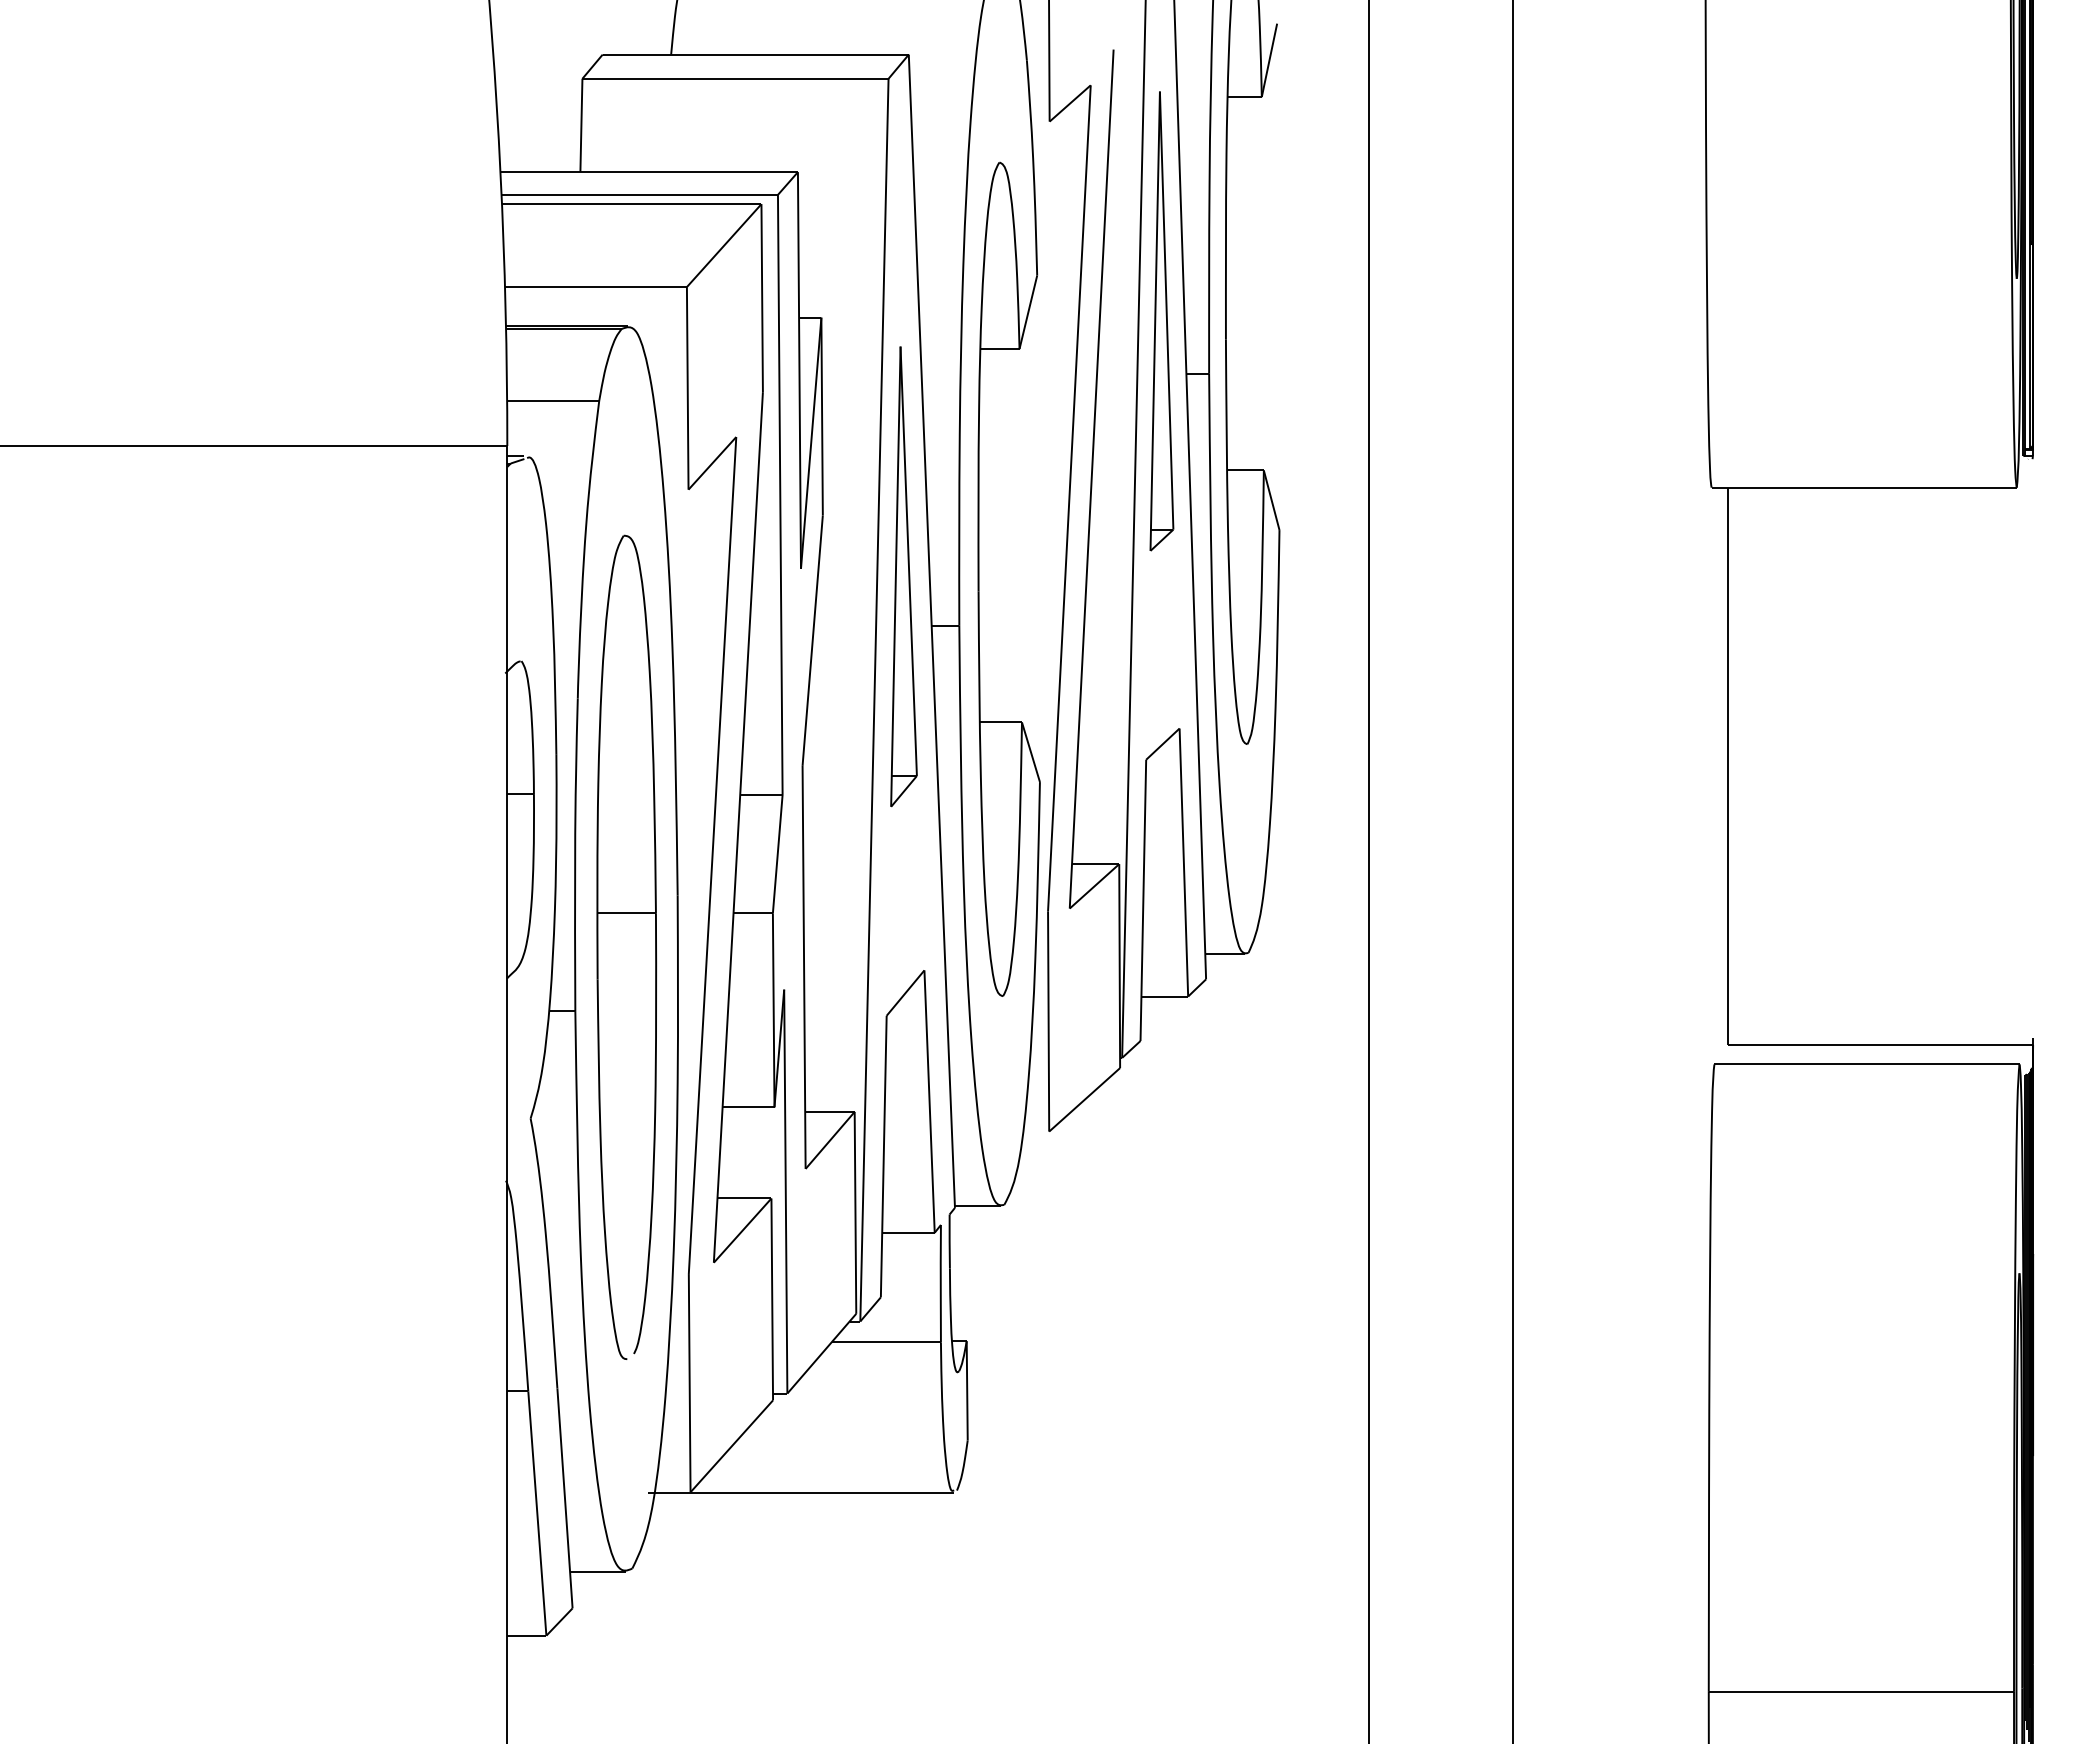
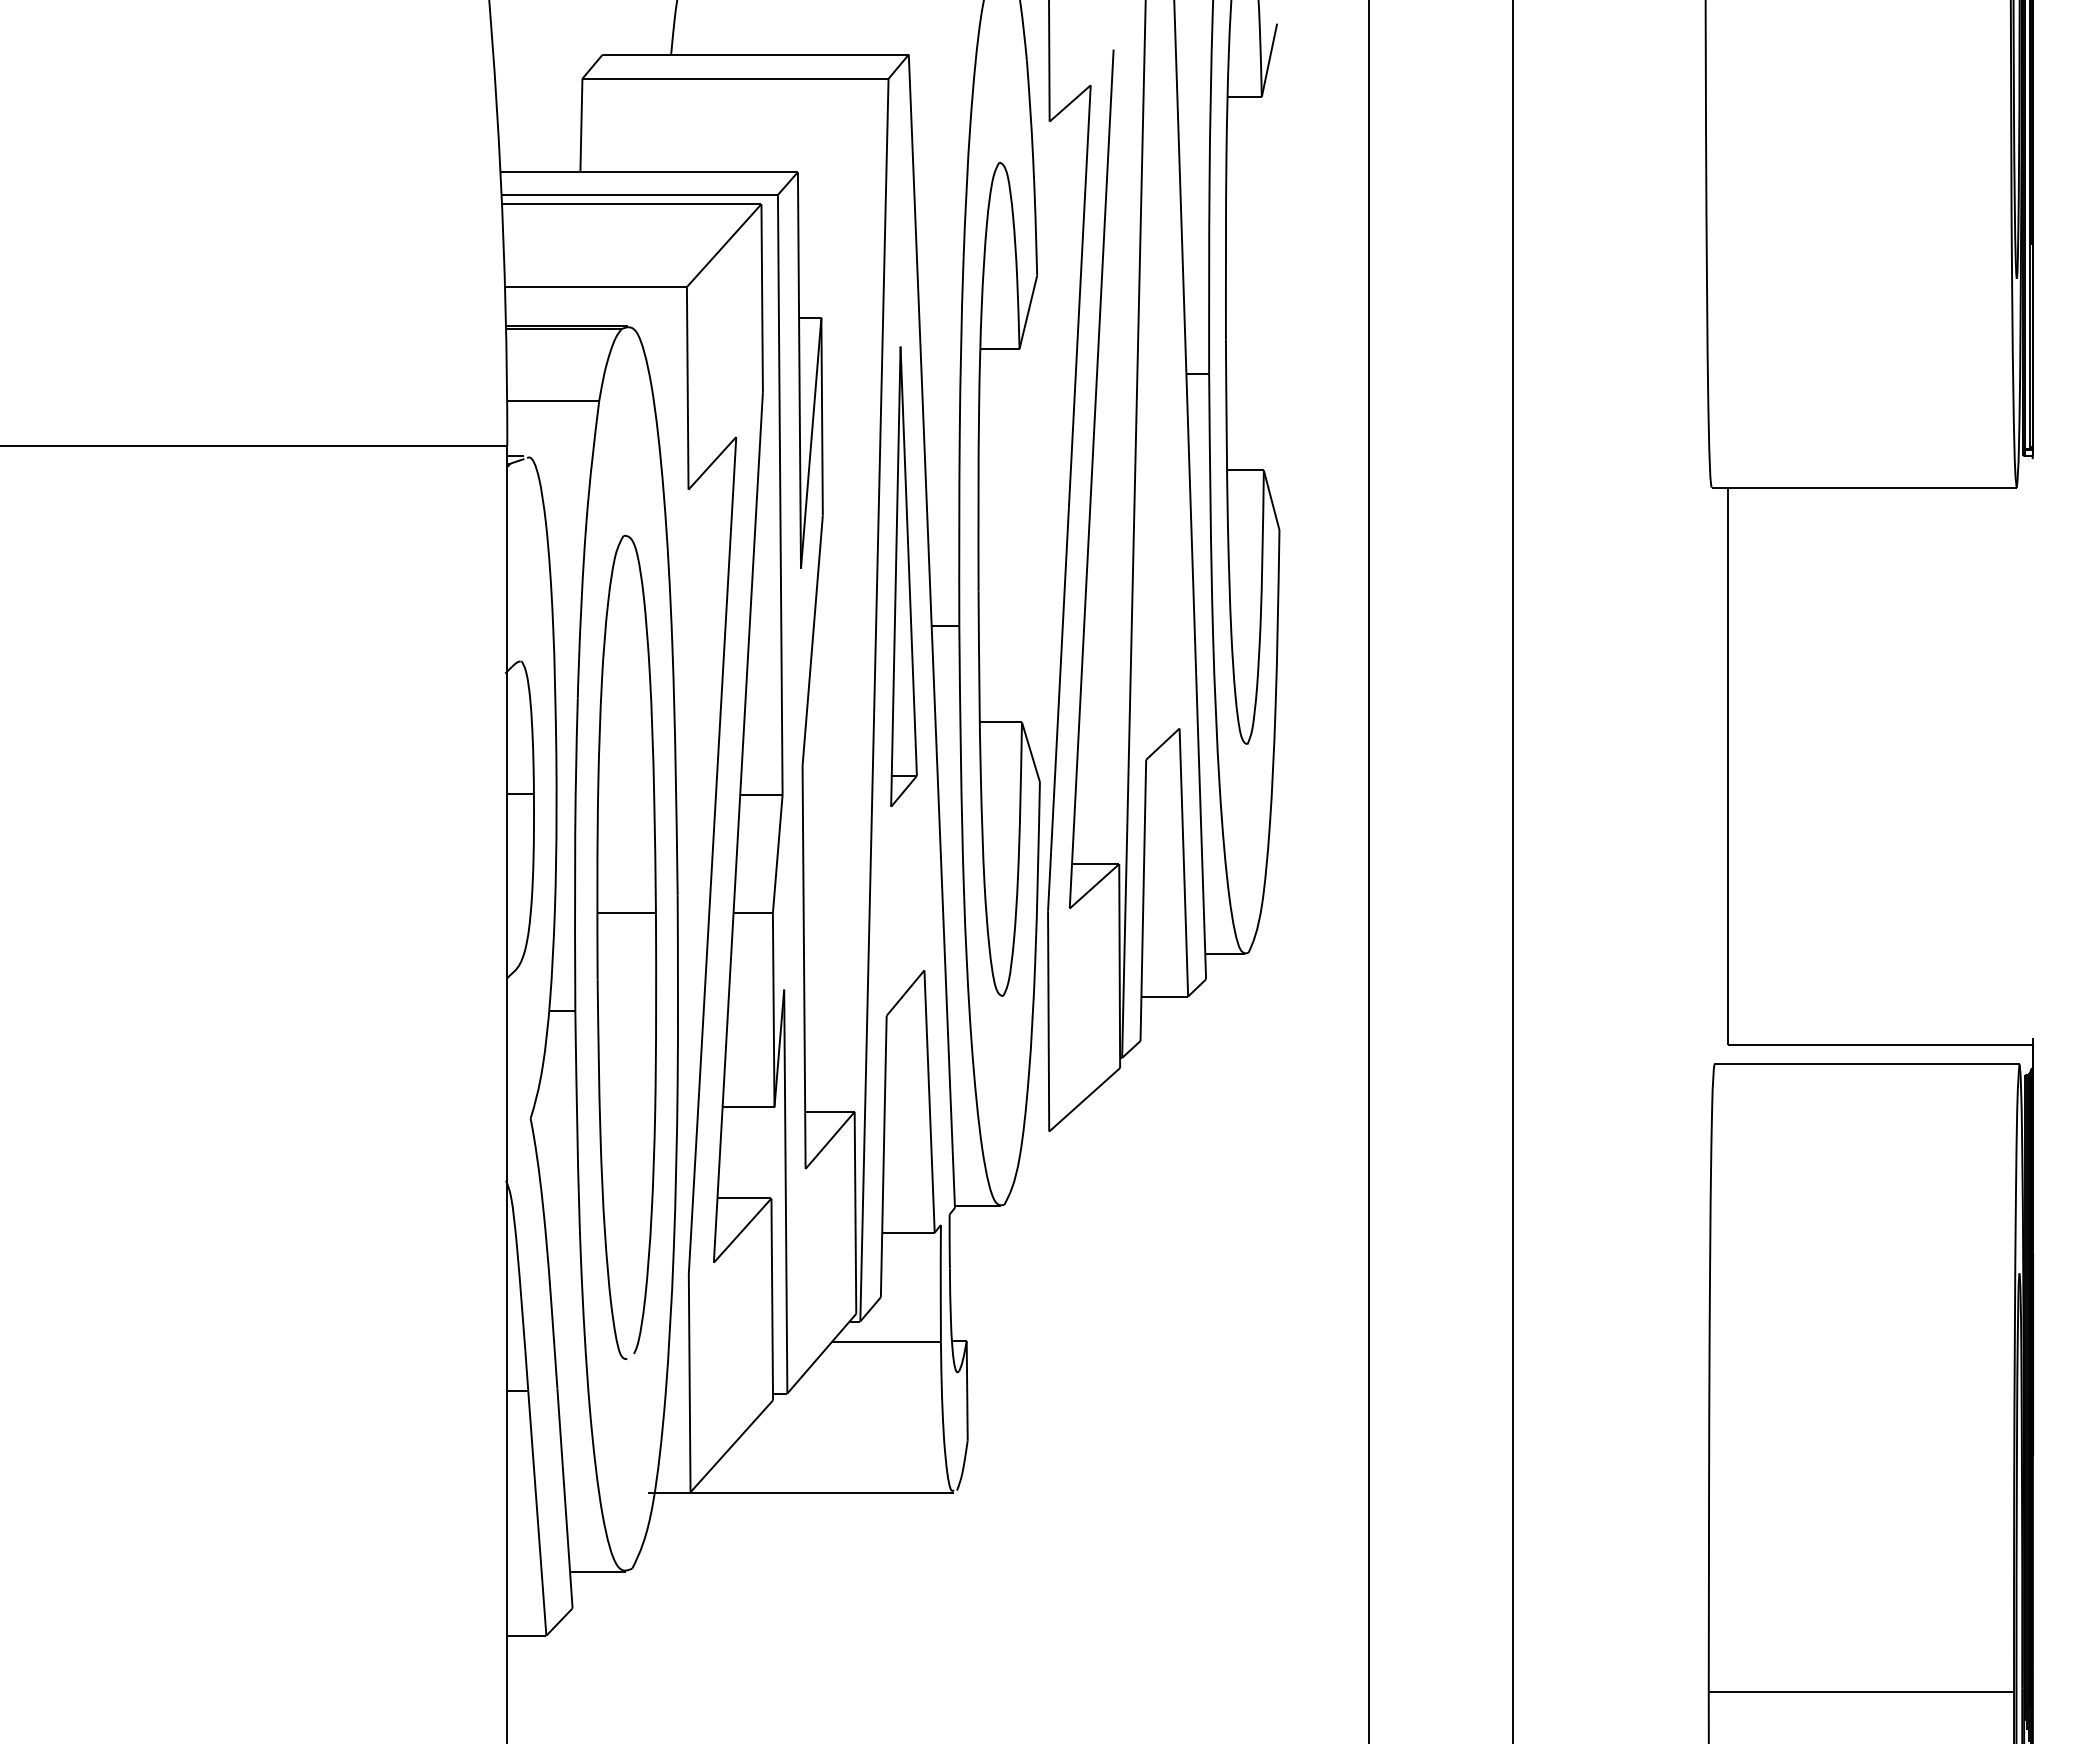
part: present -> none (1161, 321)
